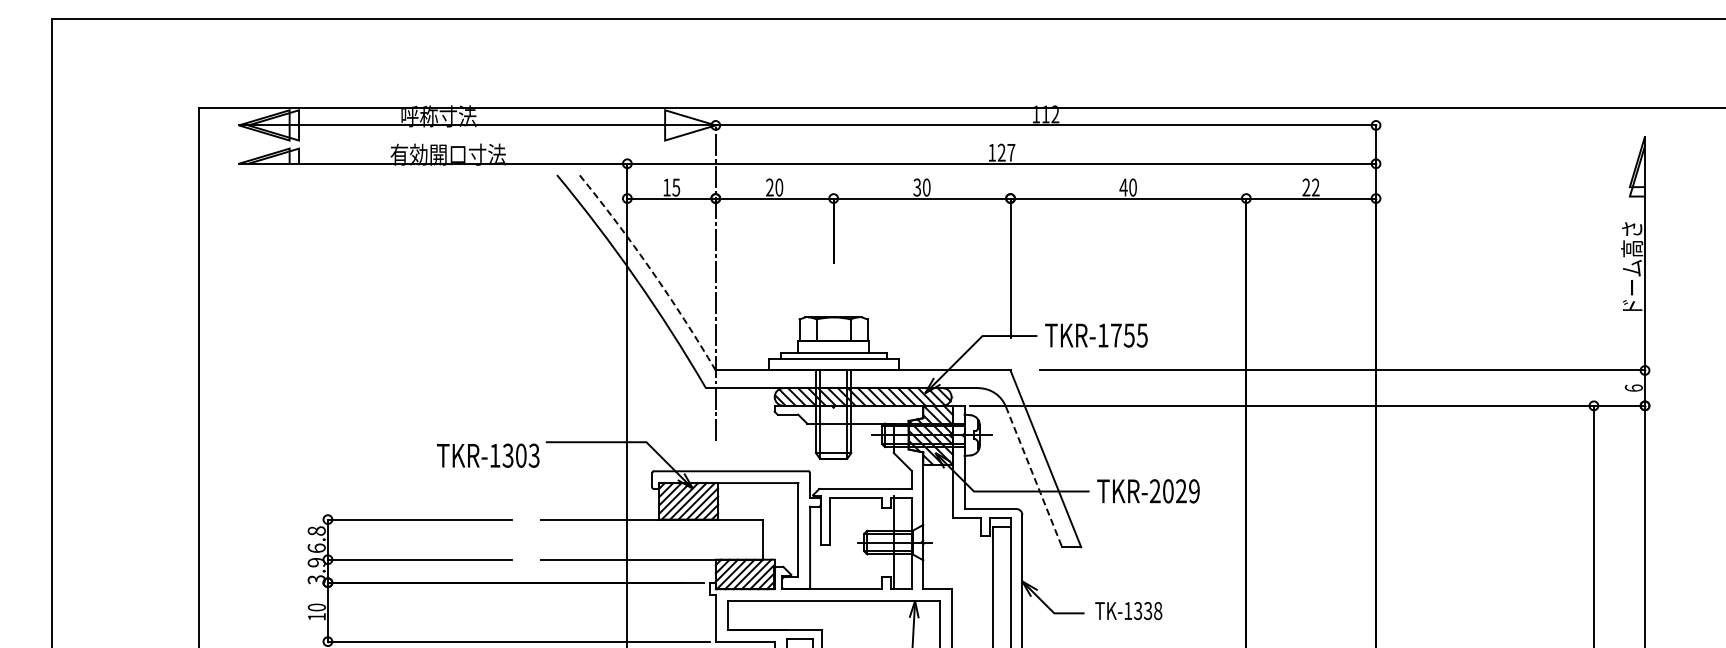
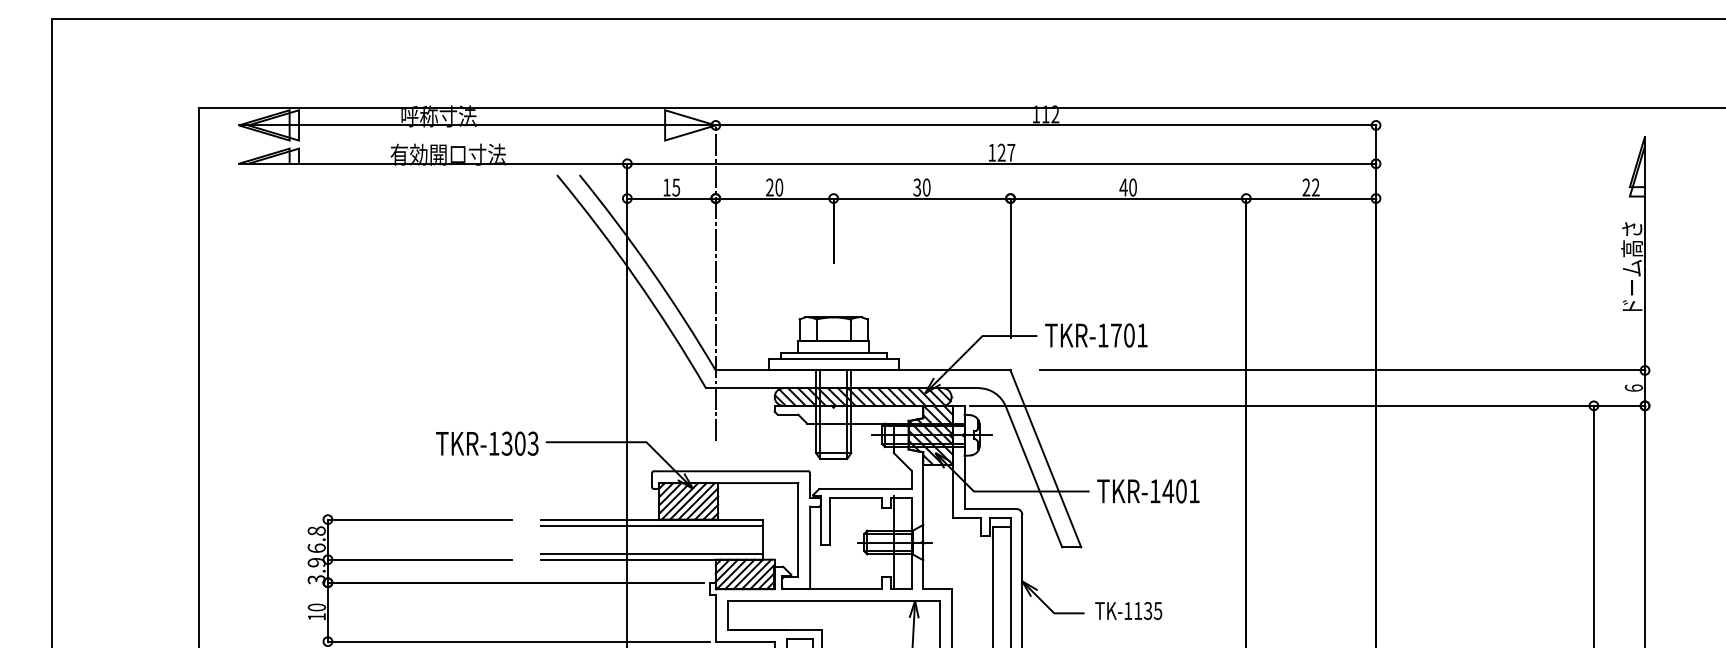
arc: dashed -> solid (651, 270)
text: TKR-1755 -> TKR-1701 (1135, 335)
text position: (488, 455) -> (487, 443) (487, 443)
line: dashed -> solid (1034, 477)
text: TKR-2029 -> TKR-1401 (1174, 491)
line: none -> present (651, 525)
line: none -> present (651, 553)
text: TK-1338 -> TK-1135 (1148, 611)
